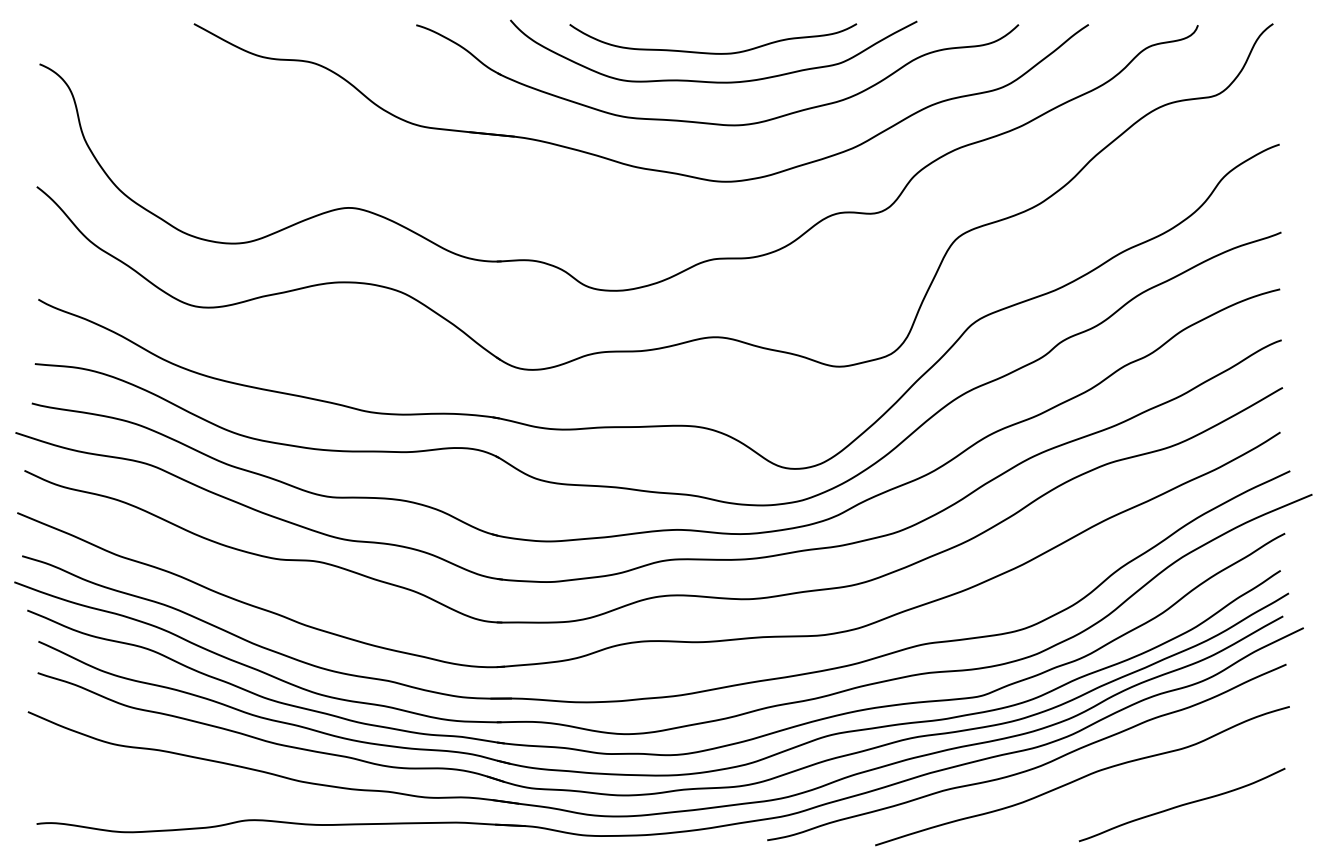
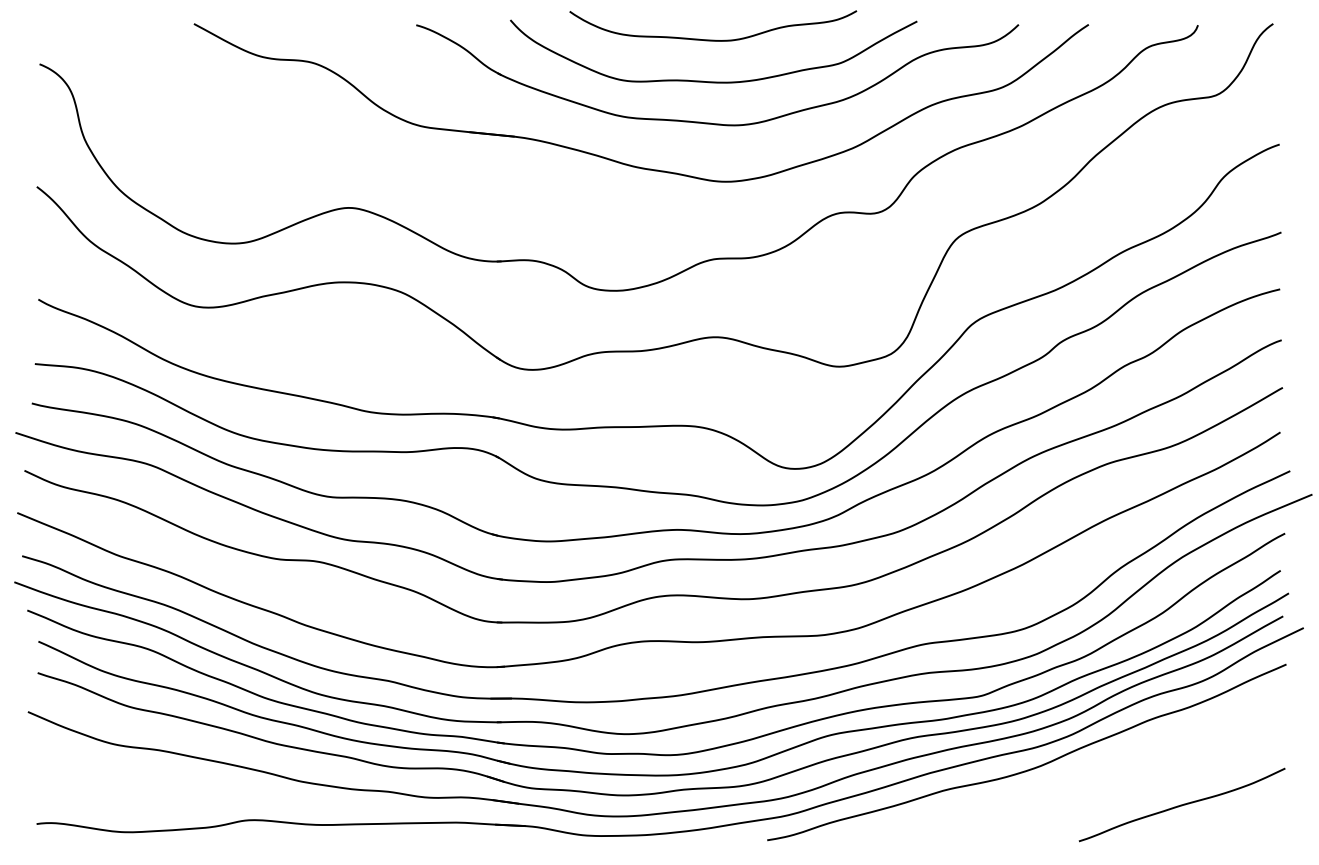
curve position: (713, 52) -> (713, 39) (713, 39)
curve: present -> none (1082, 776)
